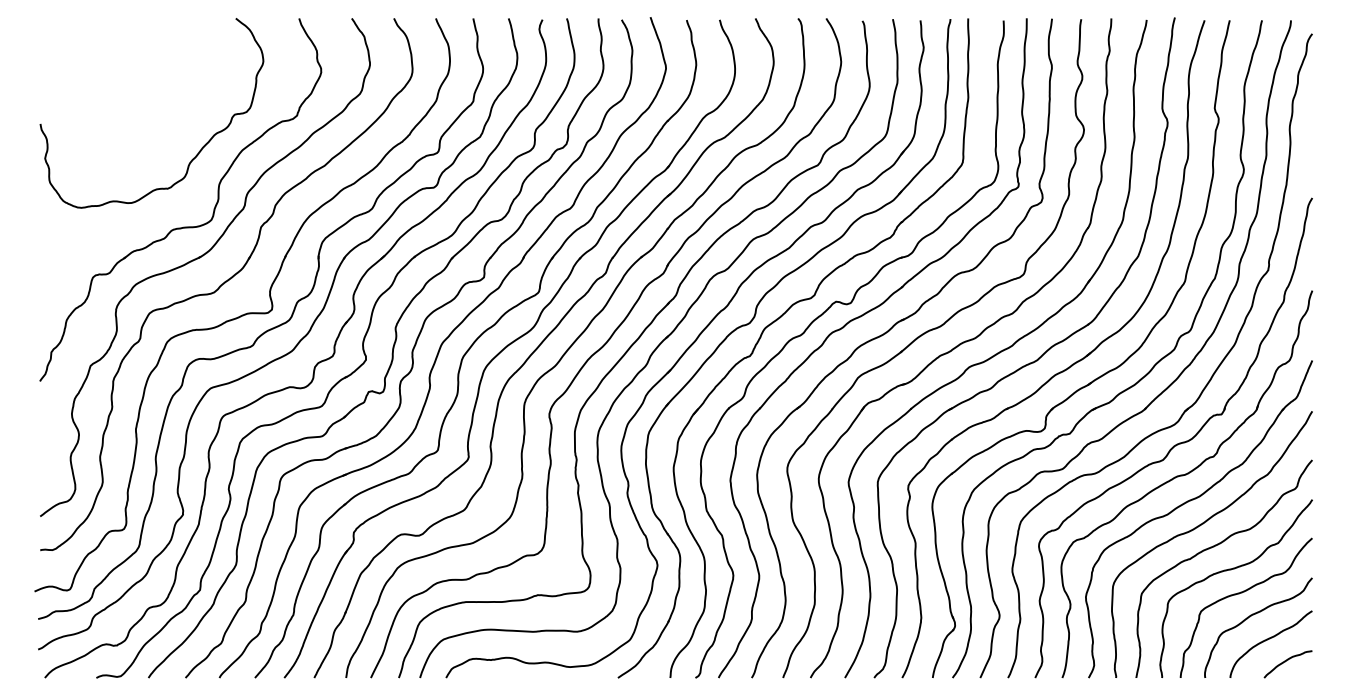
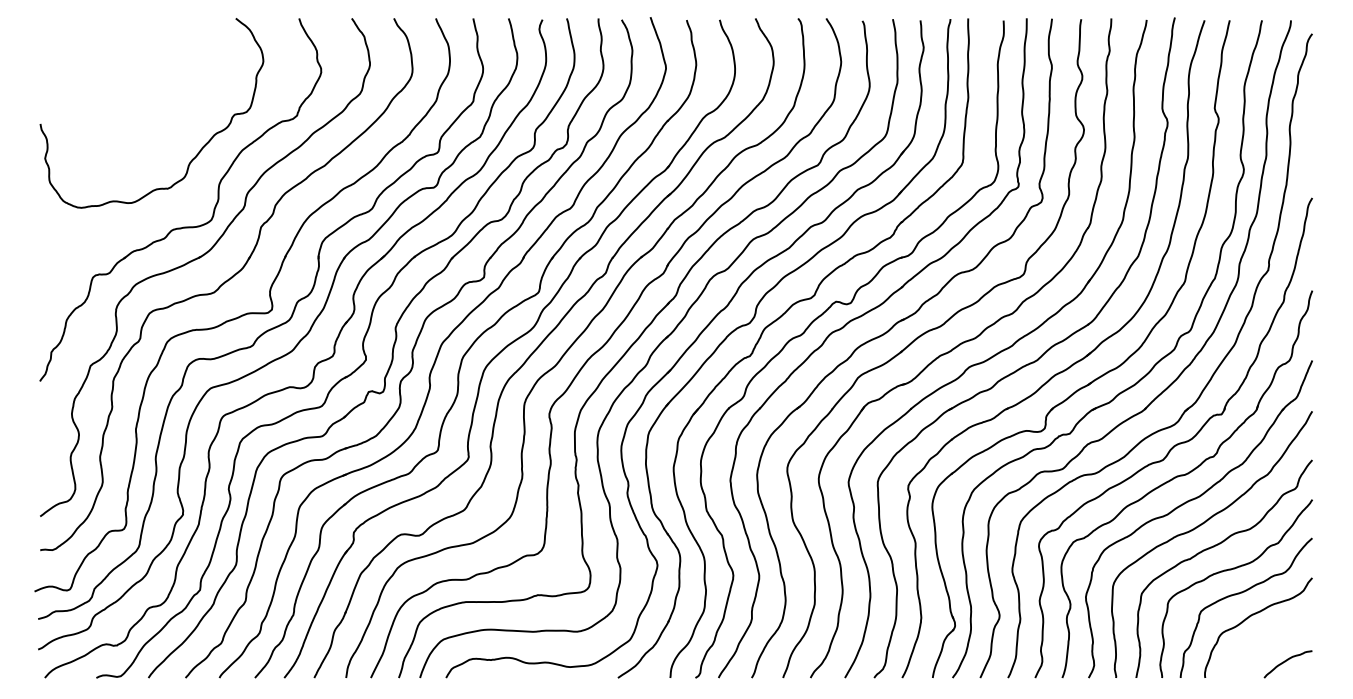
curve: present -> none (1269, 639)
